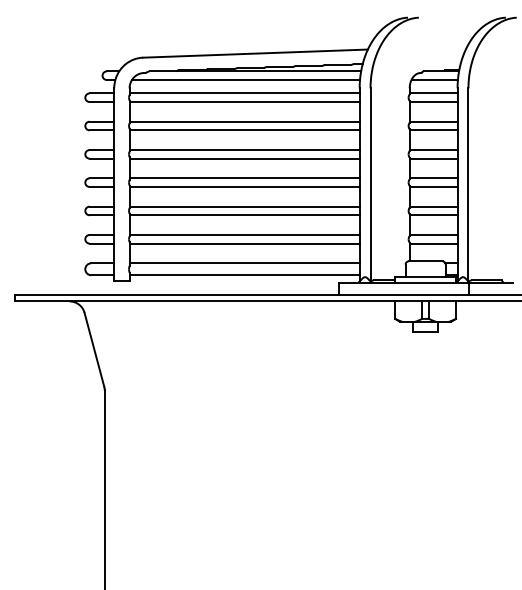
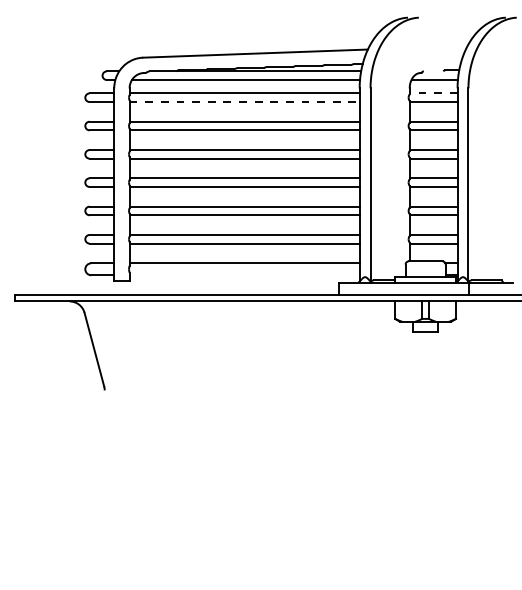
line: present -> none (441, 71)
line: solid -> dashed (433, 93)
line: solid -> dashed (245, 102)
line: present -> none (244, 275)
line: present -> none (104, 488)
